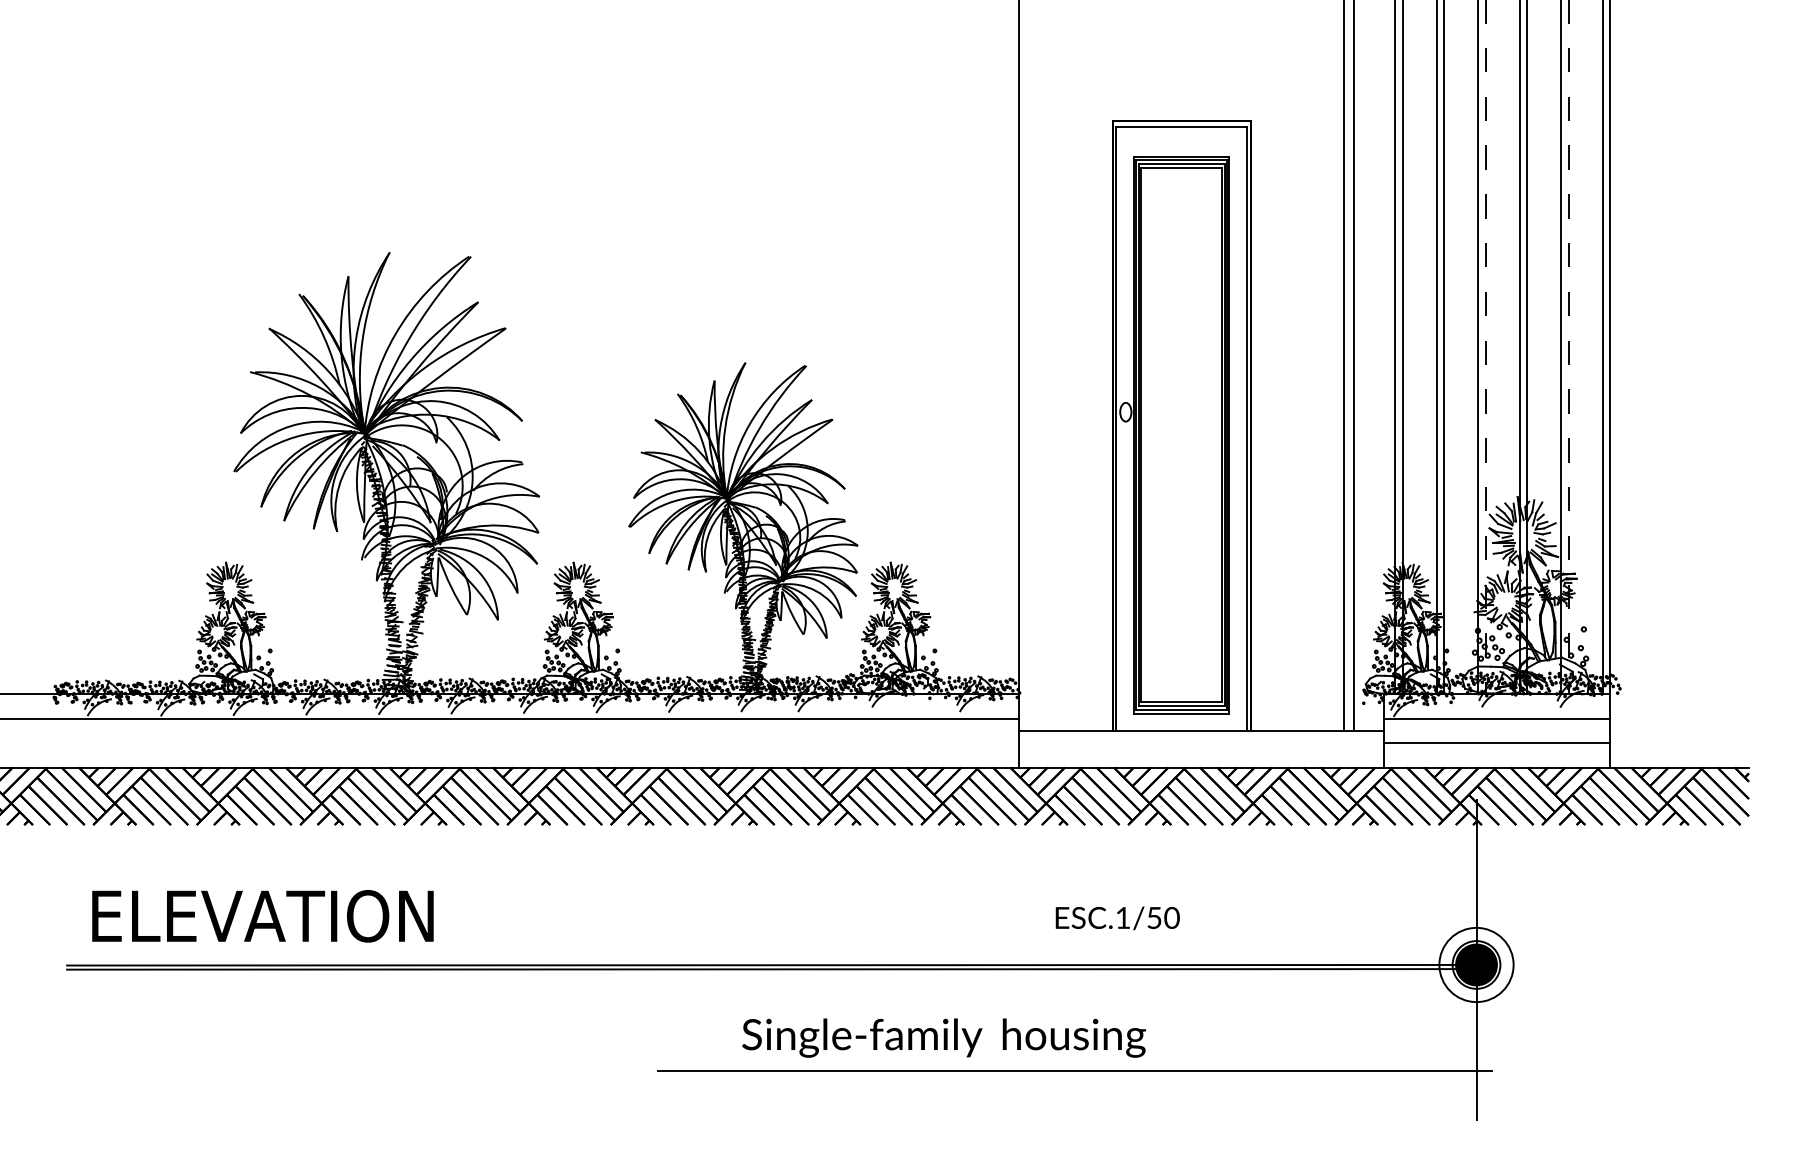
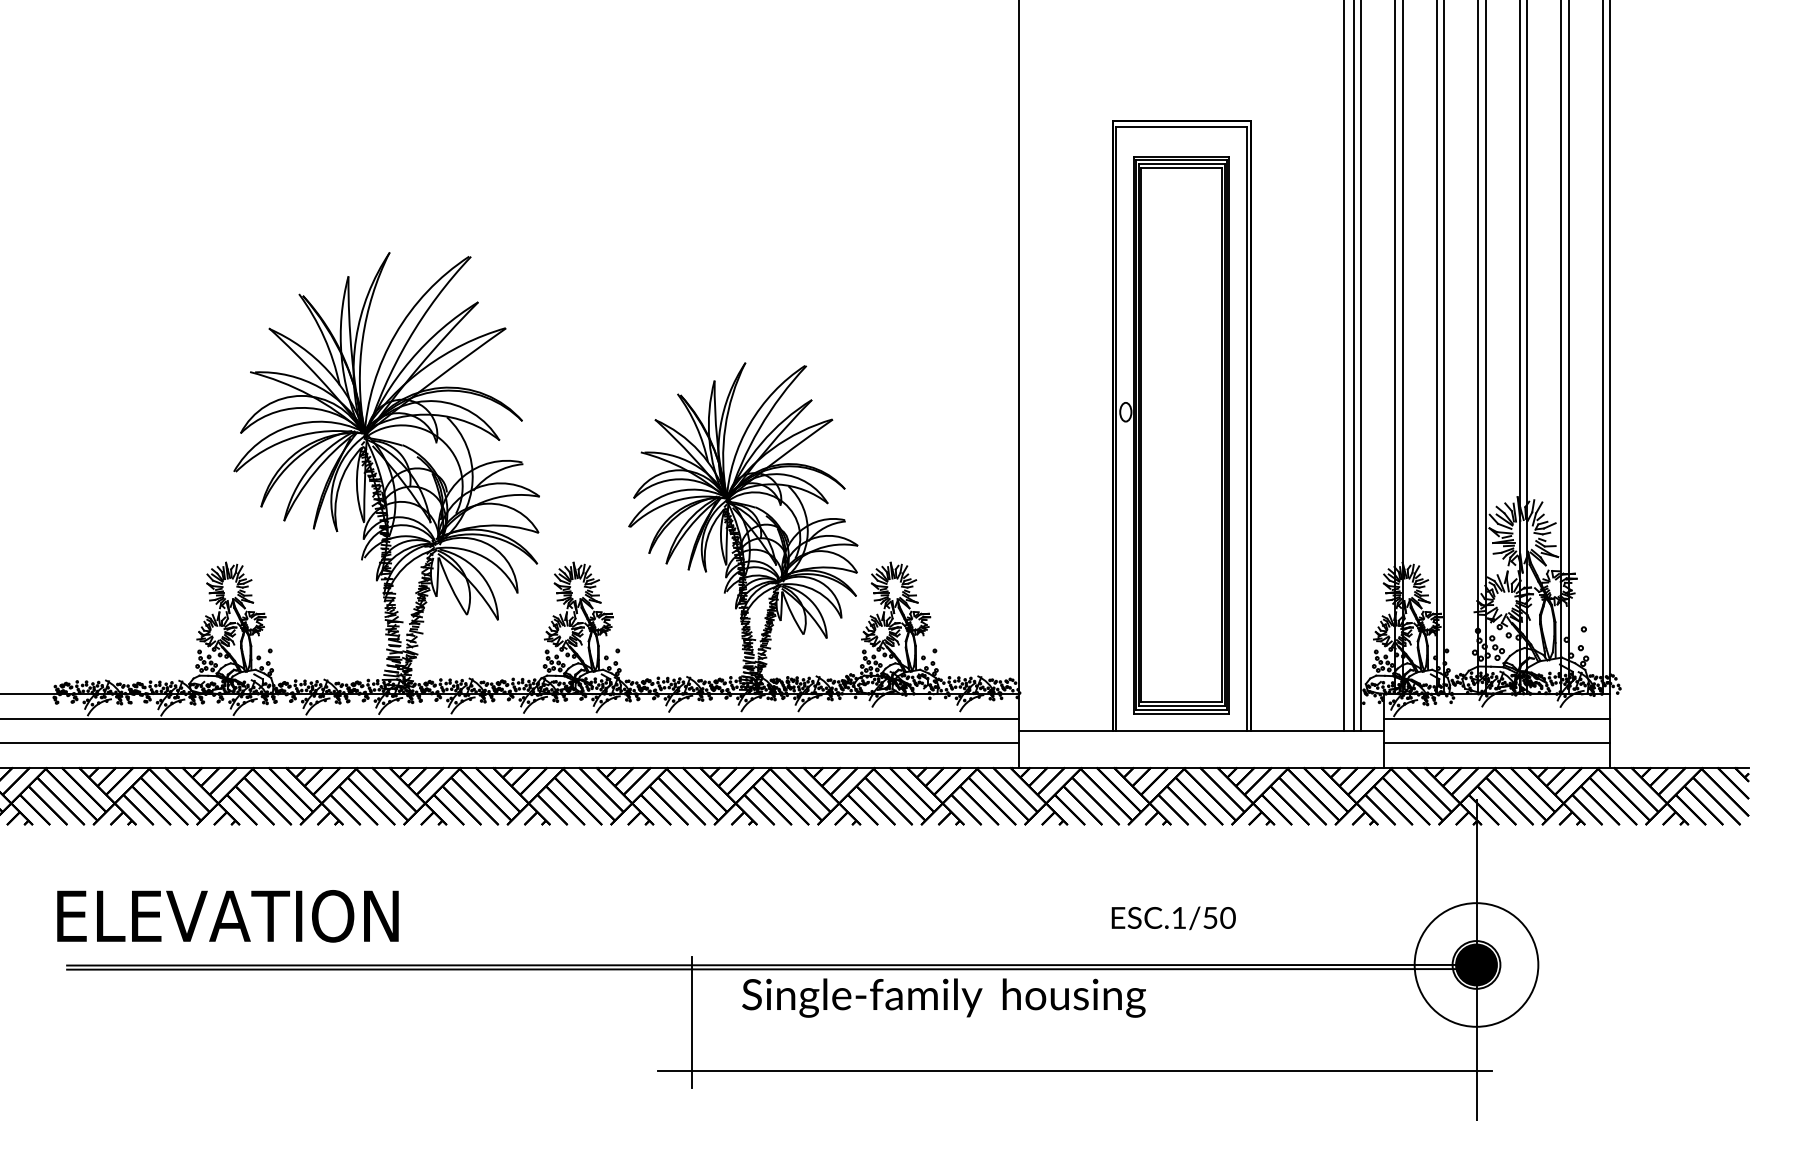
line: dashed -> solid (1485, 347)
line: dashed -> solid (1568, 347)
line: none -> present (1361, 366)
line: none -> present (510, 743)
text position: (262, 916) -> (227, 916) (227, 916)
text position: (1117, 918) -> (1173, 918) (1173, 918)
circle diameter: 74 px -> 124 px (1476, 964)
line: none -> present (692, 1021)
text position: (943, 1037) -> (943, 997) (943, 997)
